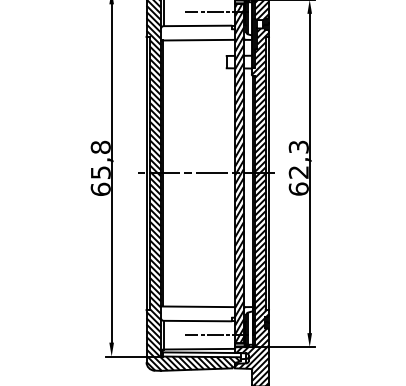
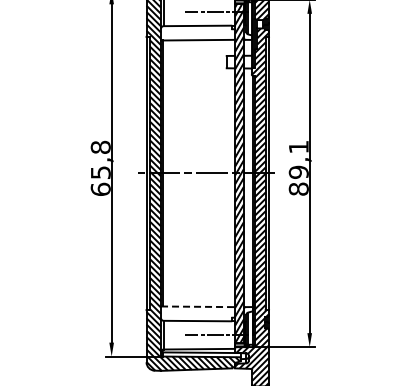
text: 62,3 -> 89,1 (298, 167)
line: solid -> dashed (198, 306)
